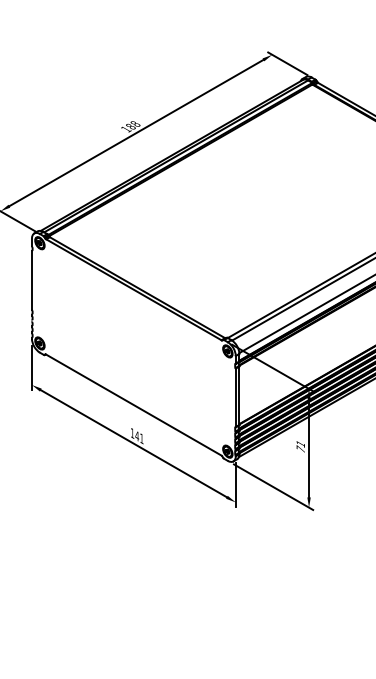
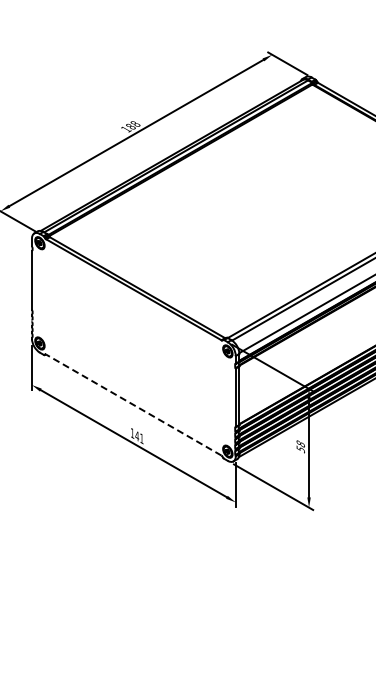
line: solid -> dashed (133, 404)
text: 71 -> 58 (300, 446)
